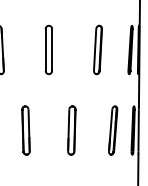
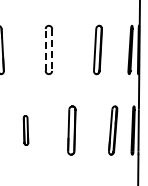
line: solid -> dashed (45, 49)
line: solid -> dashed (52, 49)
part size: 10x51 px -> 8x31 px (25, 130)
